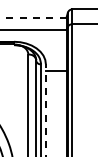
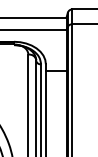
line: dashed -> solid (33, 17)
line: dashed -> solid (45, 110)
